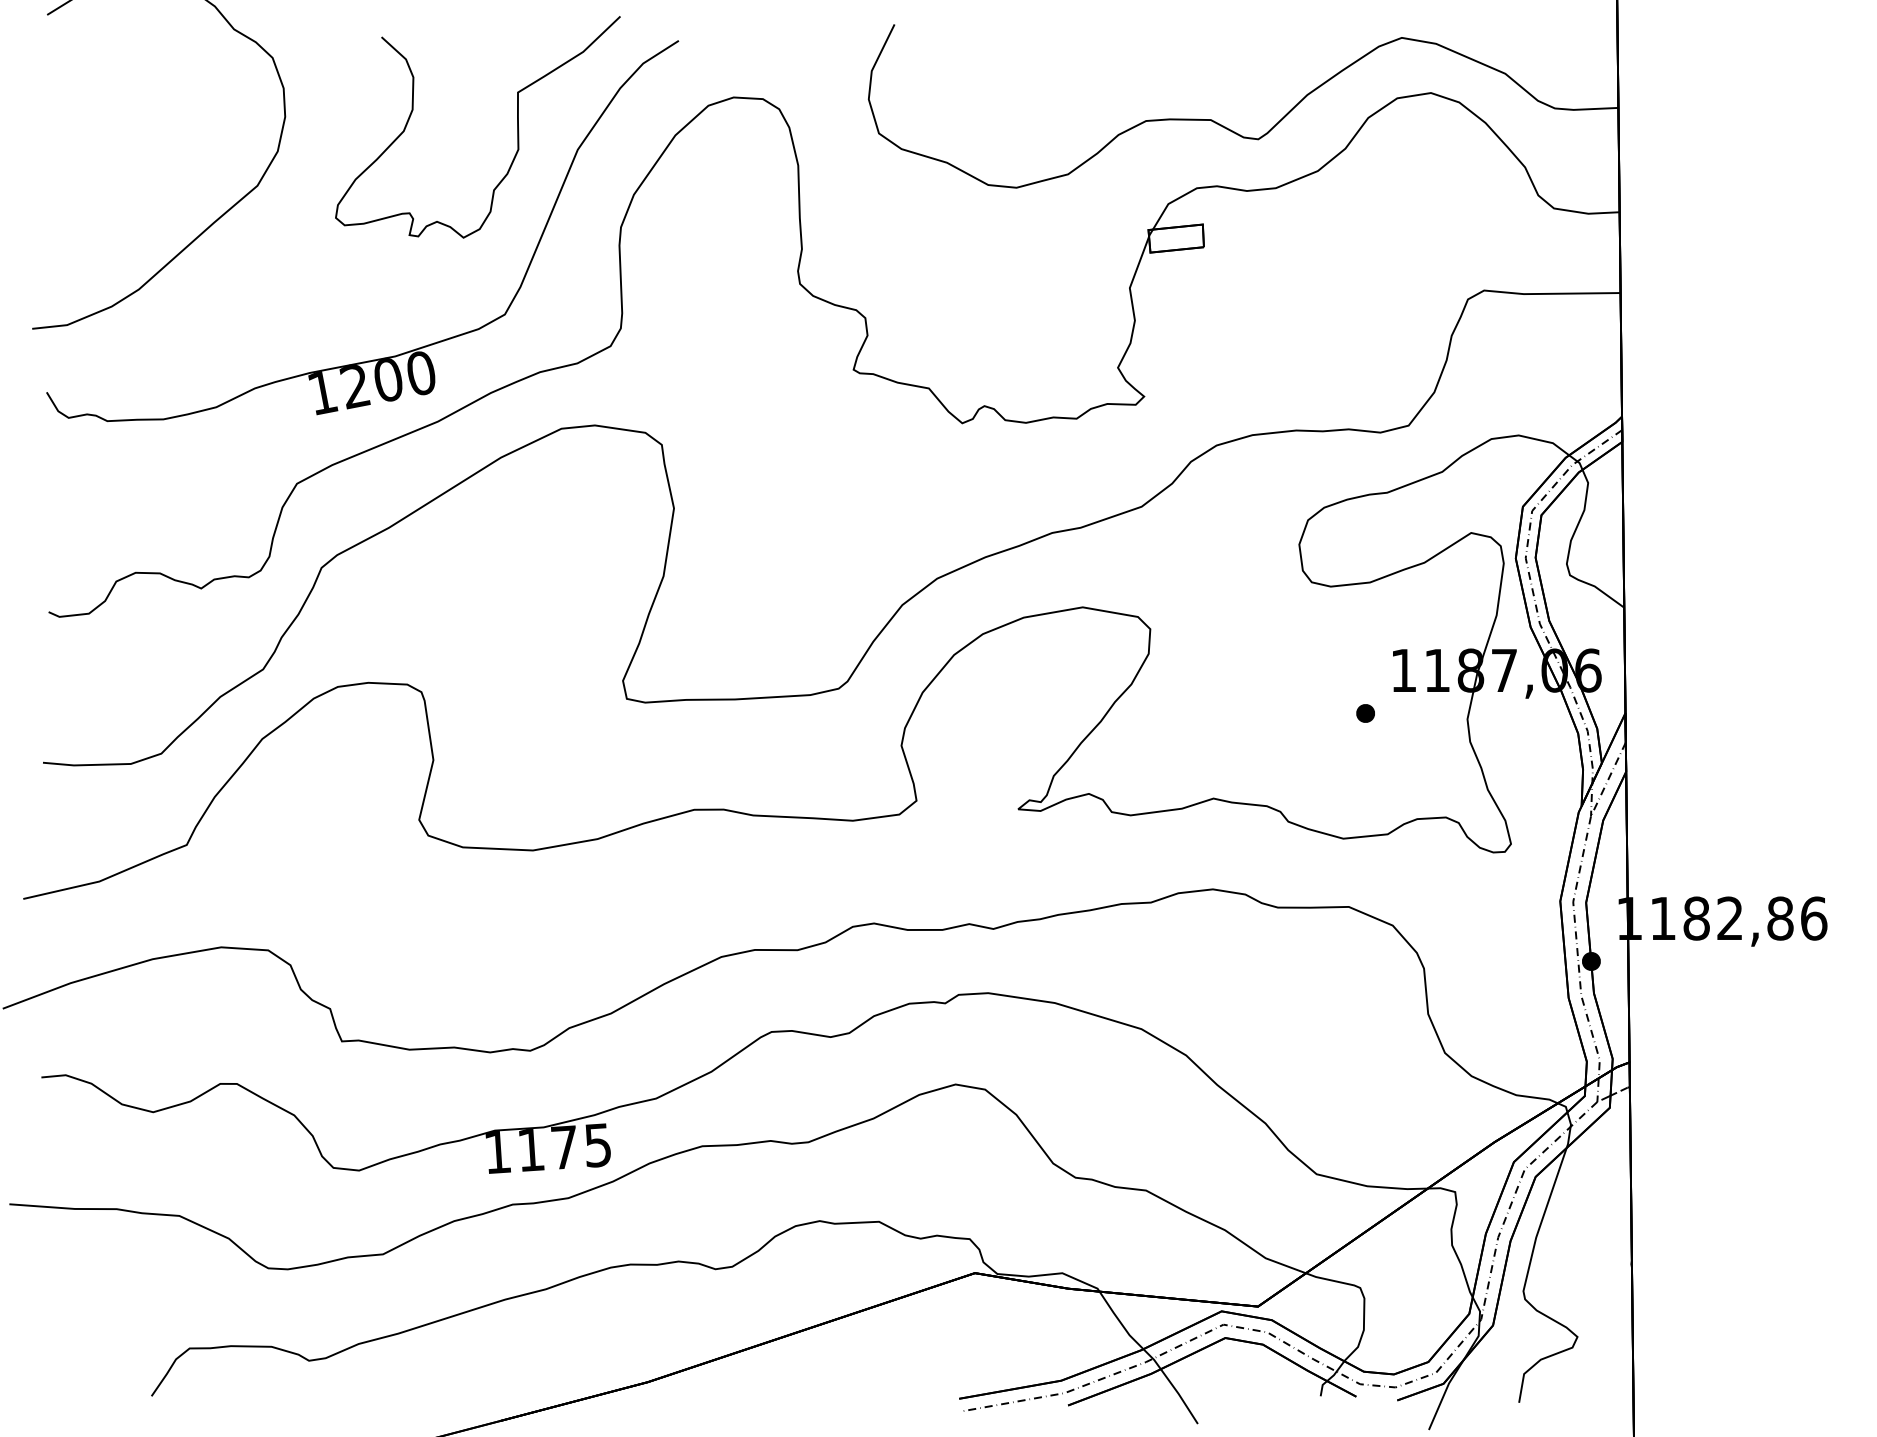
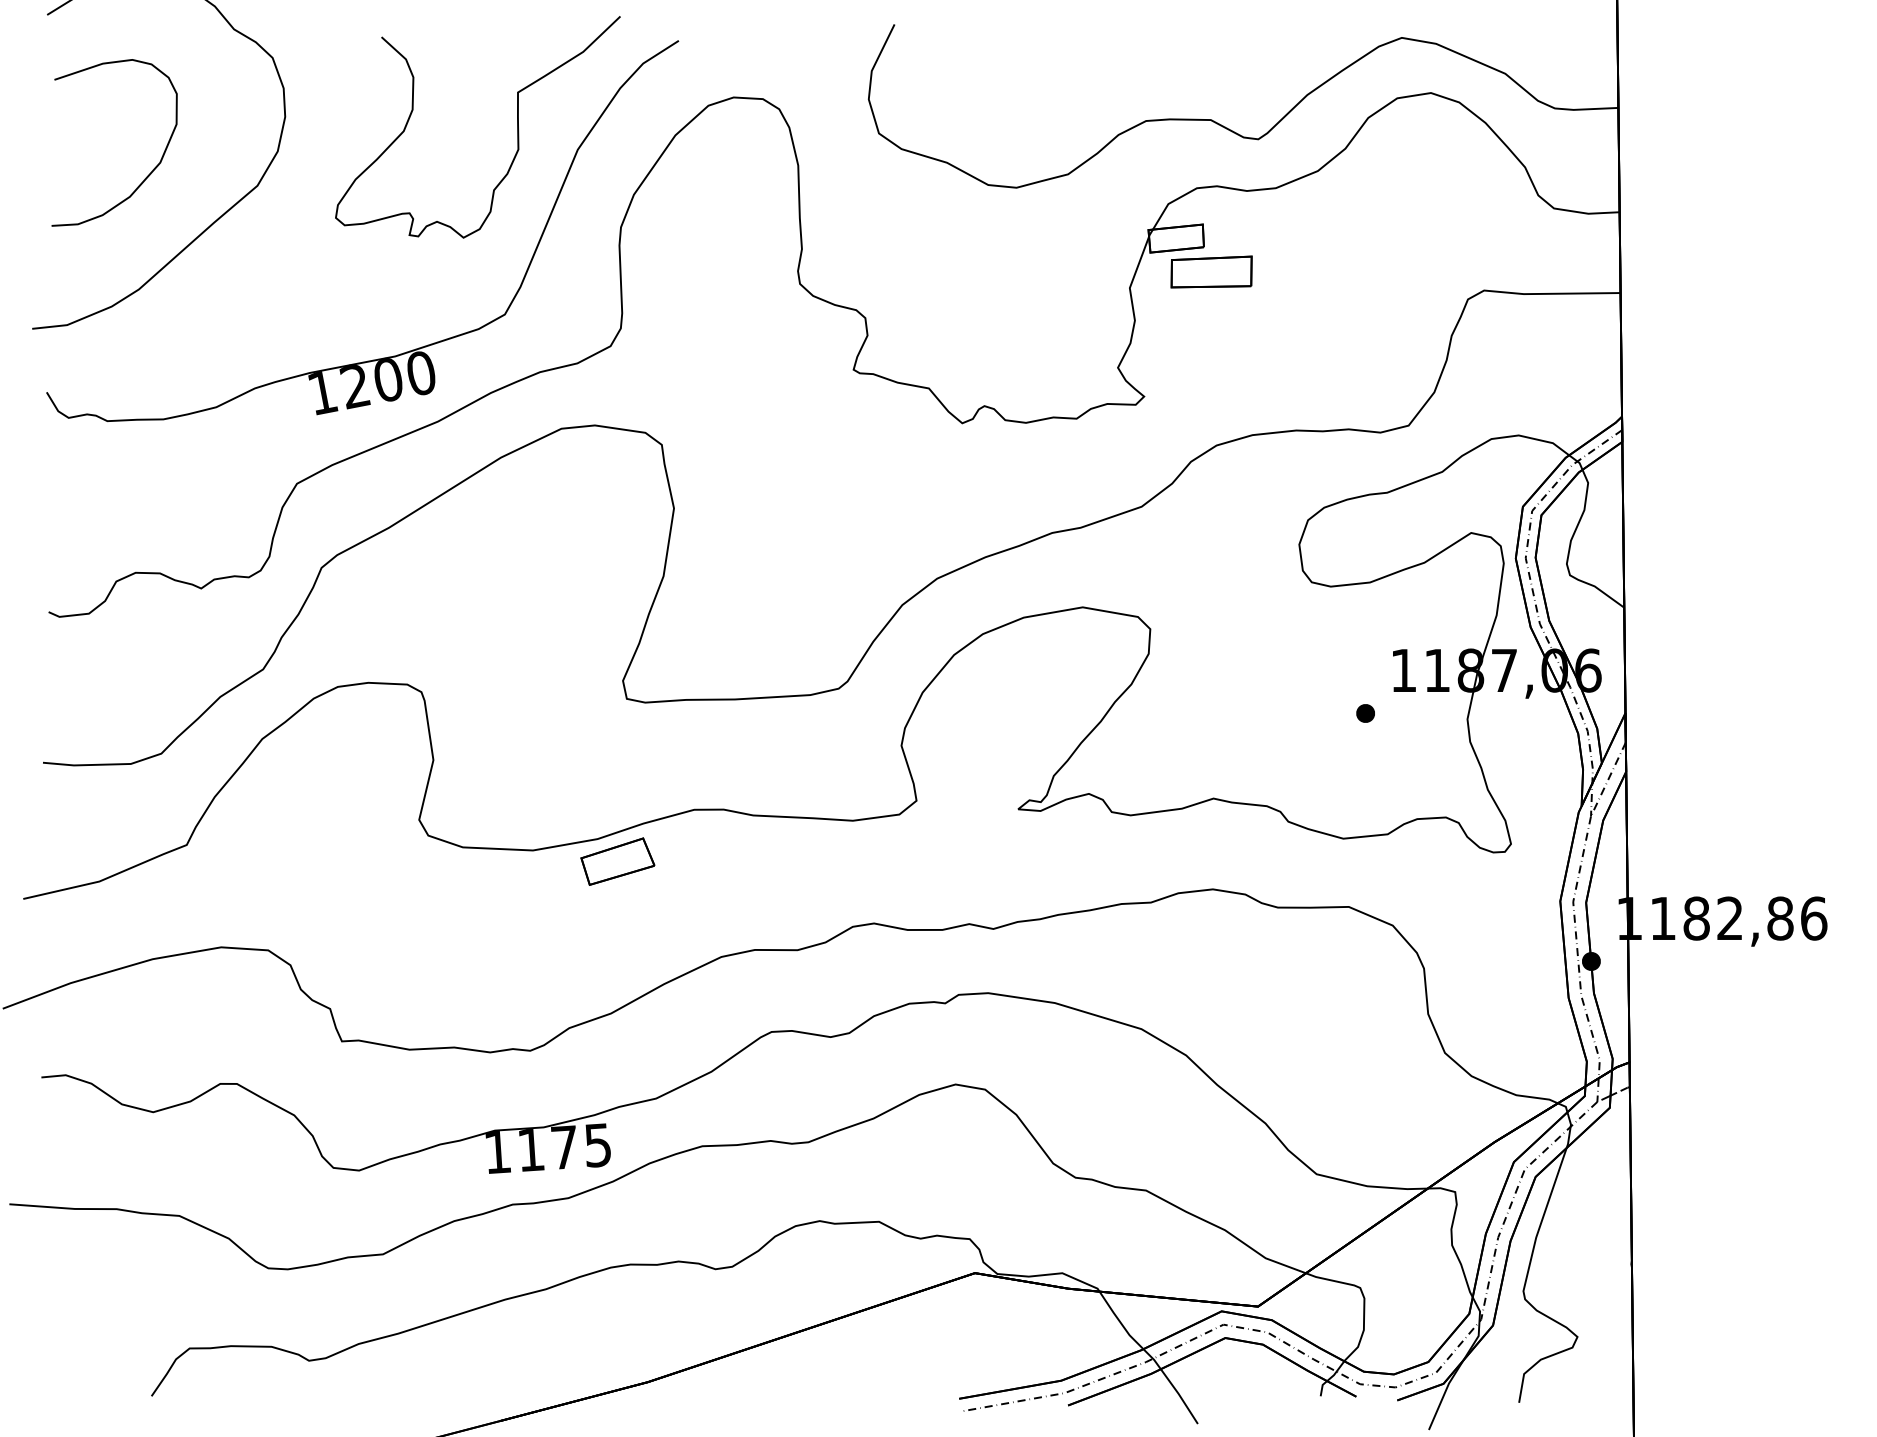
curve: none -> present (152, 169)
part: none -> present (1211, 271)
part: none -> present (617, 861)
